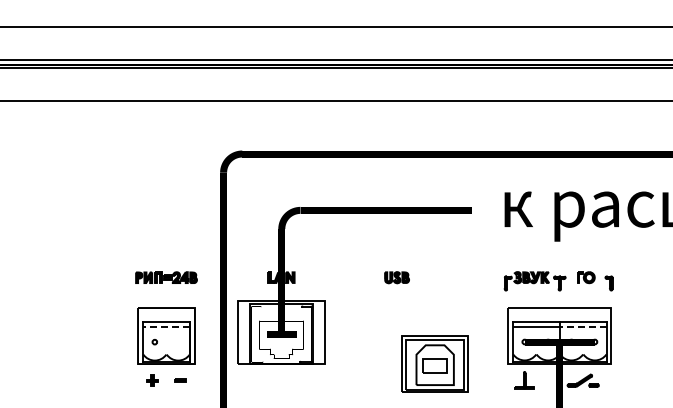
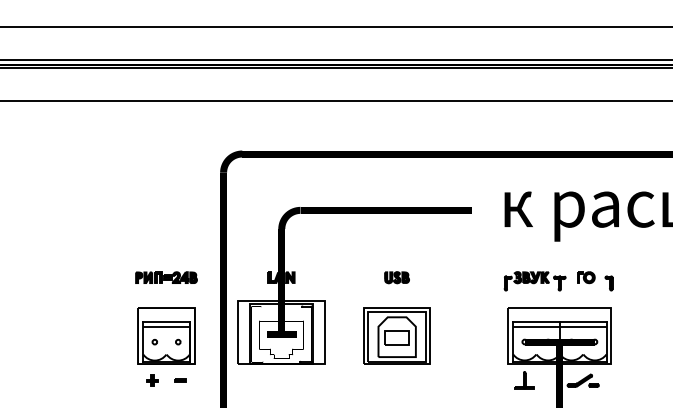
line: dashed -> solid (166, 326)
line: dashed -> solid (582, 326)
circle: none -> present (178, 341)
part position: (434, 363) -> (396, 335) (396, 335)
